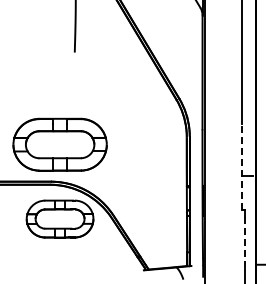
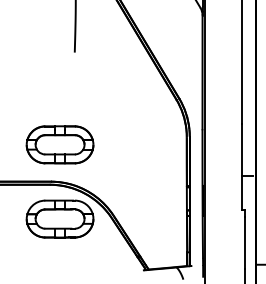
part size: 96x55 px -> 70x40 px (59, 144)
line: dashed -> solid (241, 167)
line: dashed -> solid (245, 243)
